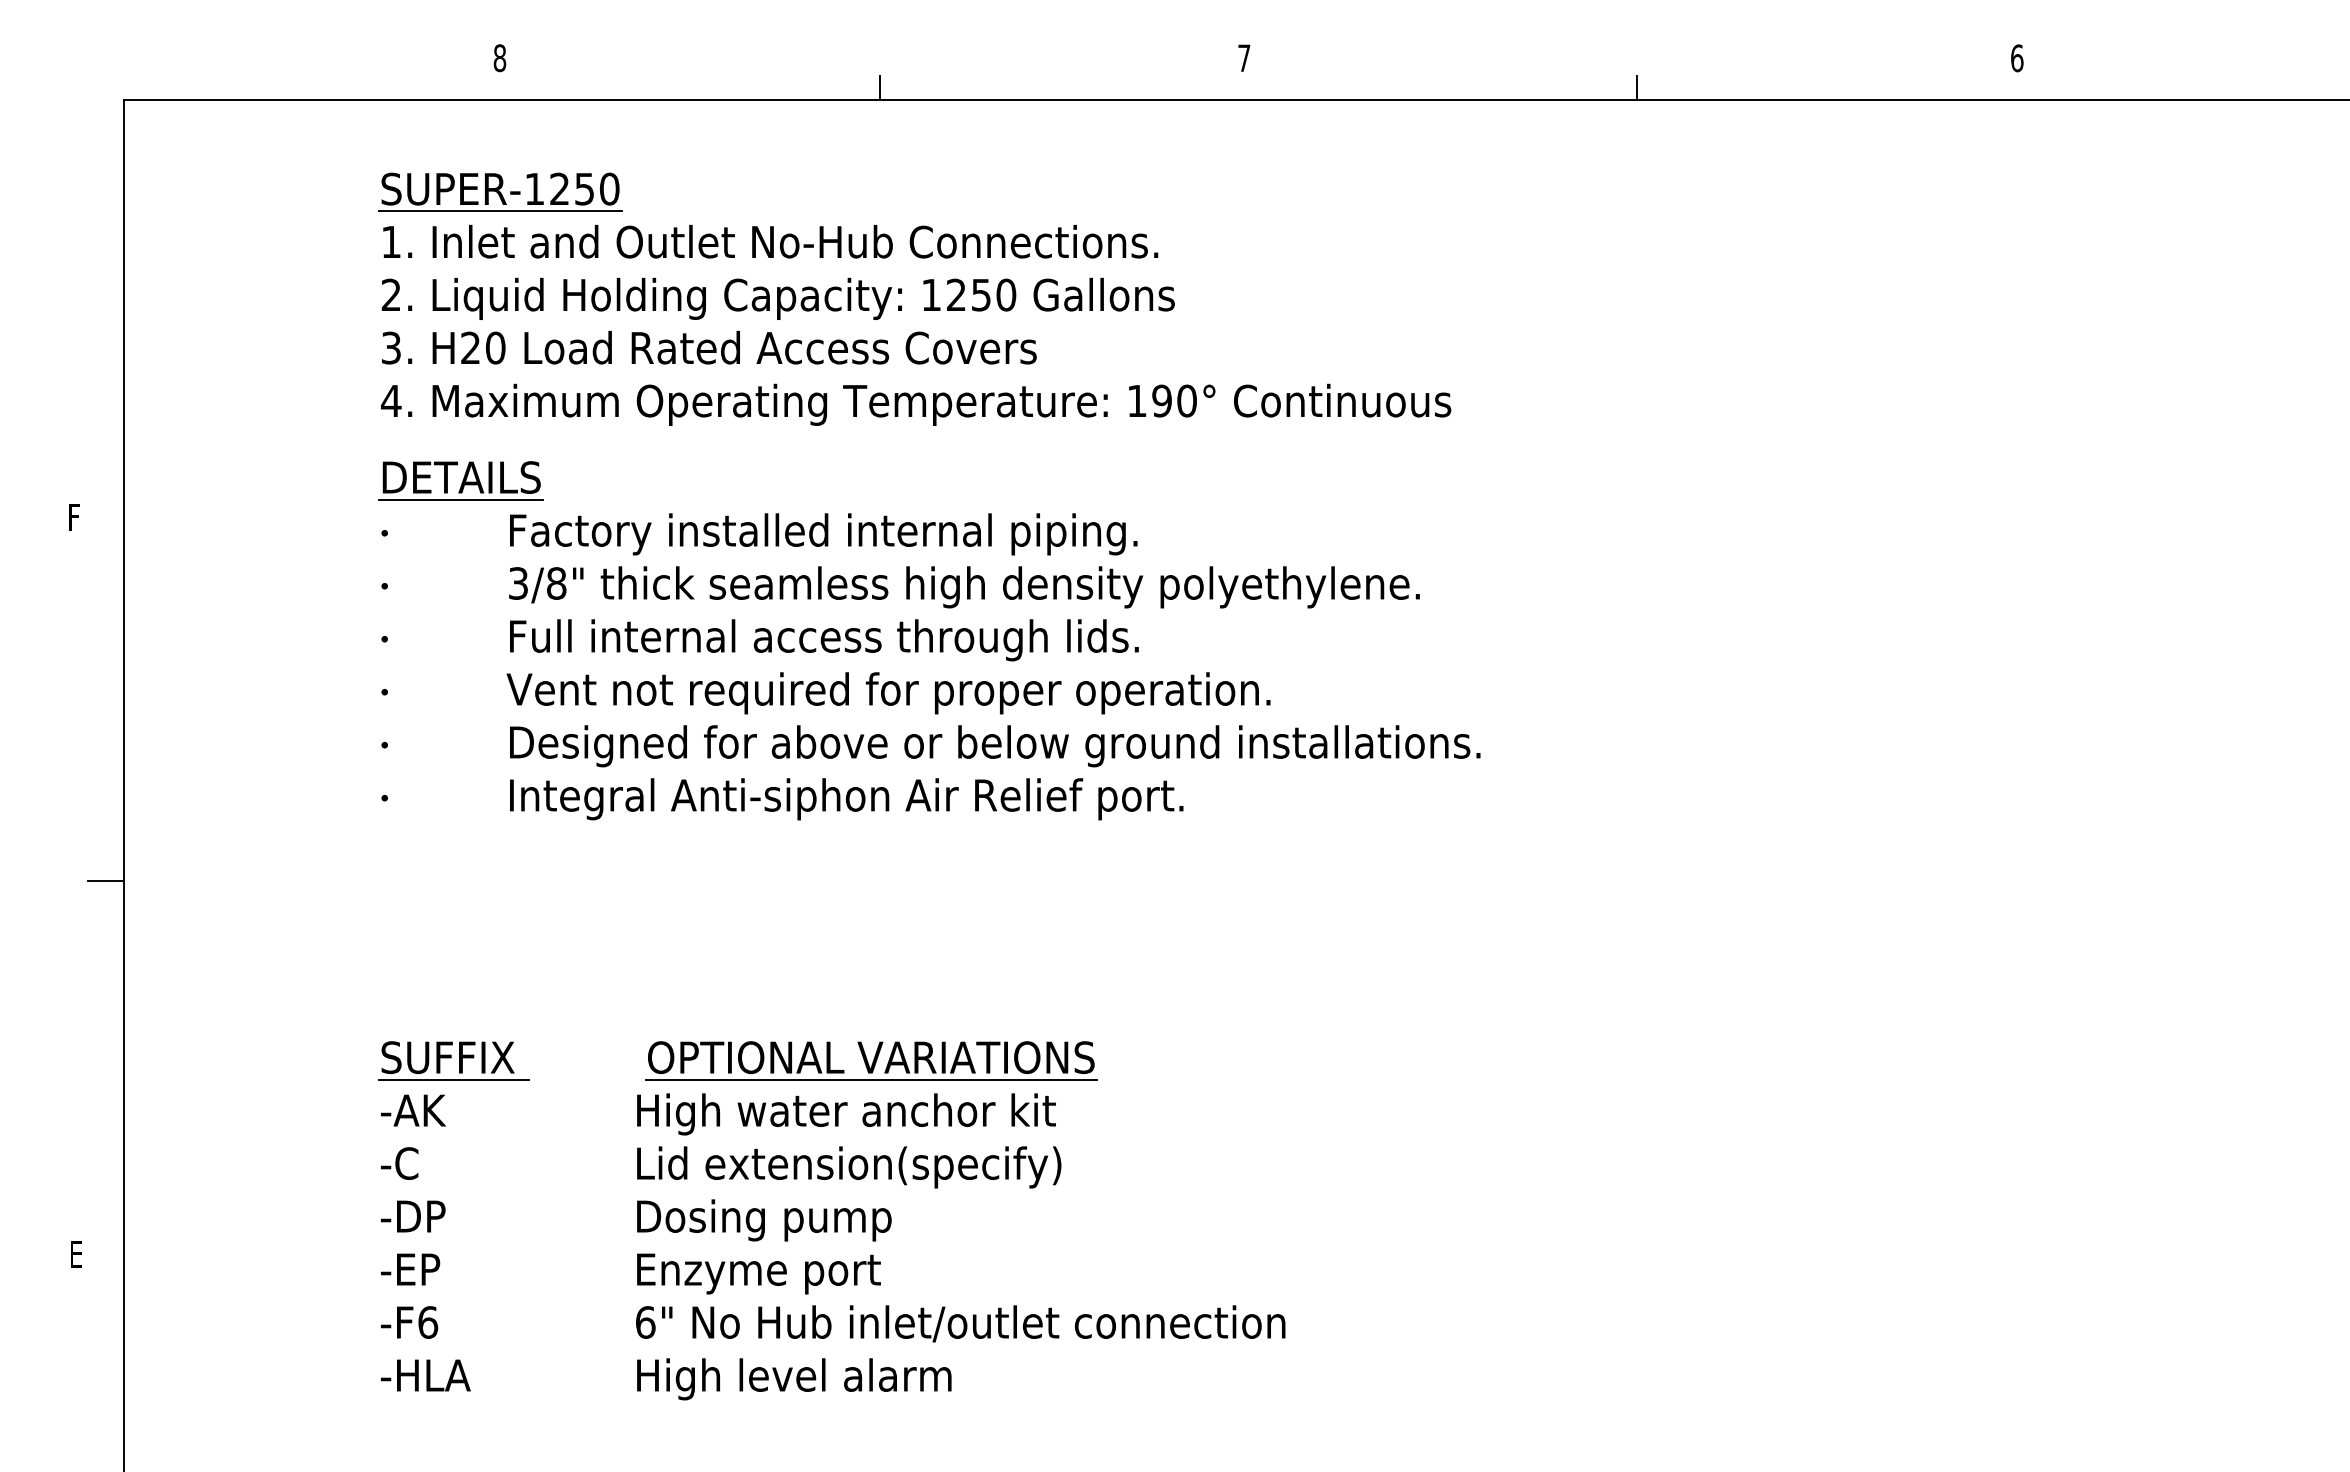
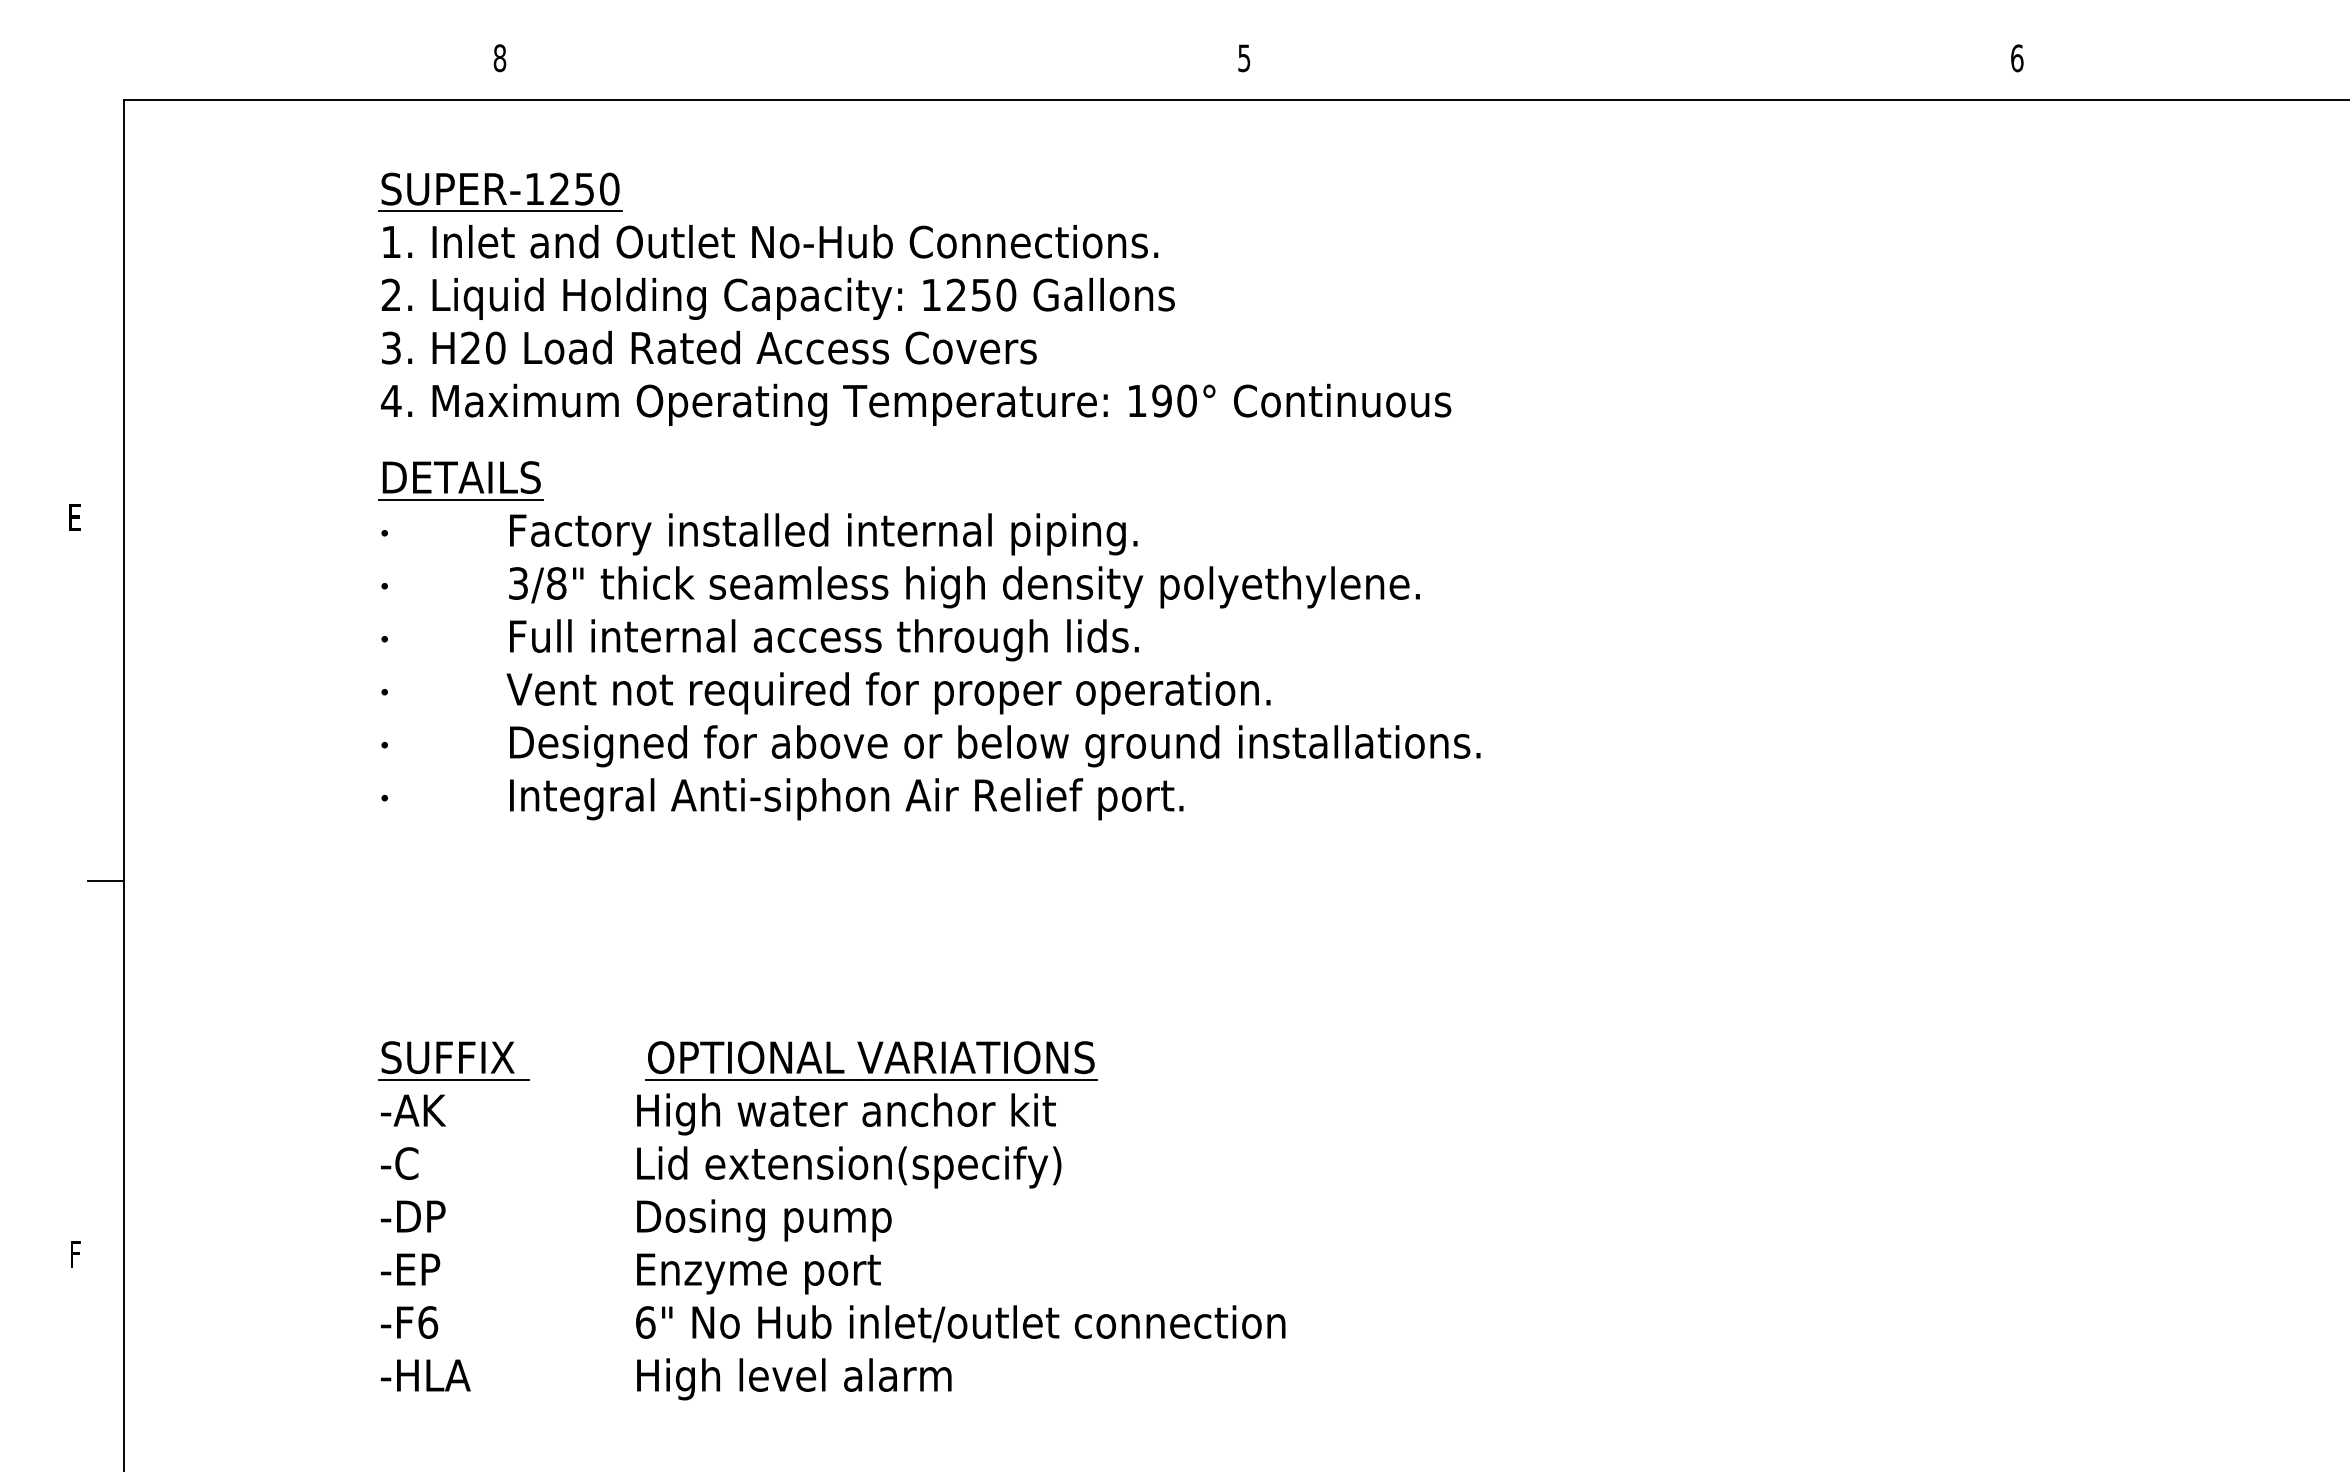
text: 7 -> 5 (1244, 58)
line: present -> none (880, 87)
line: present -> none (1636, 87)
text: F -> E (76, 517)
text: E -> F (77, 1254)
